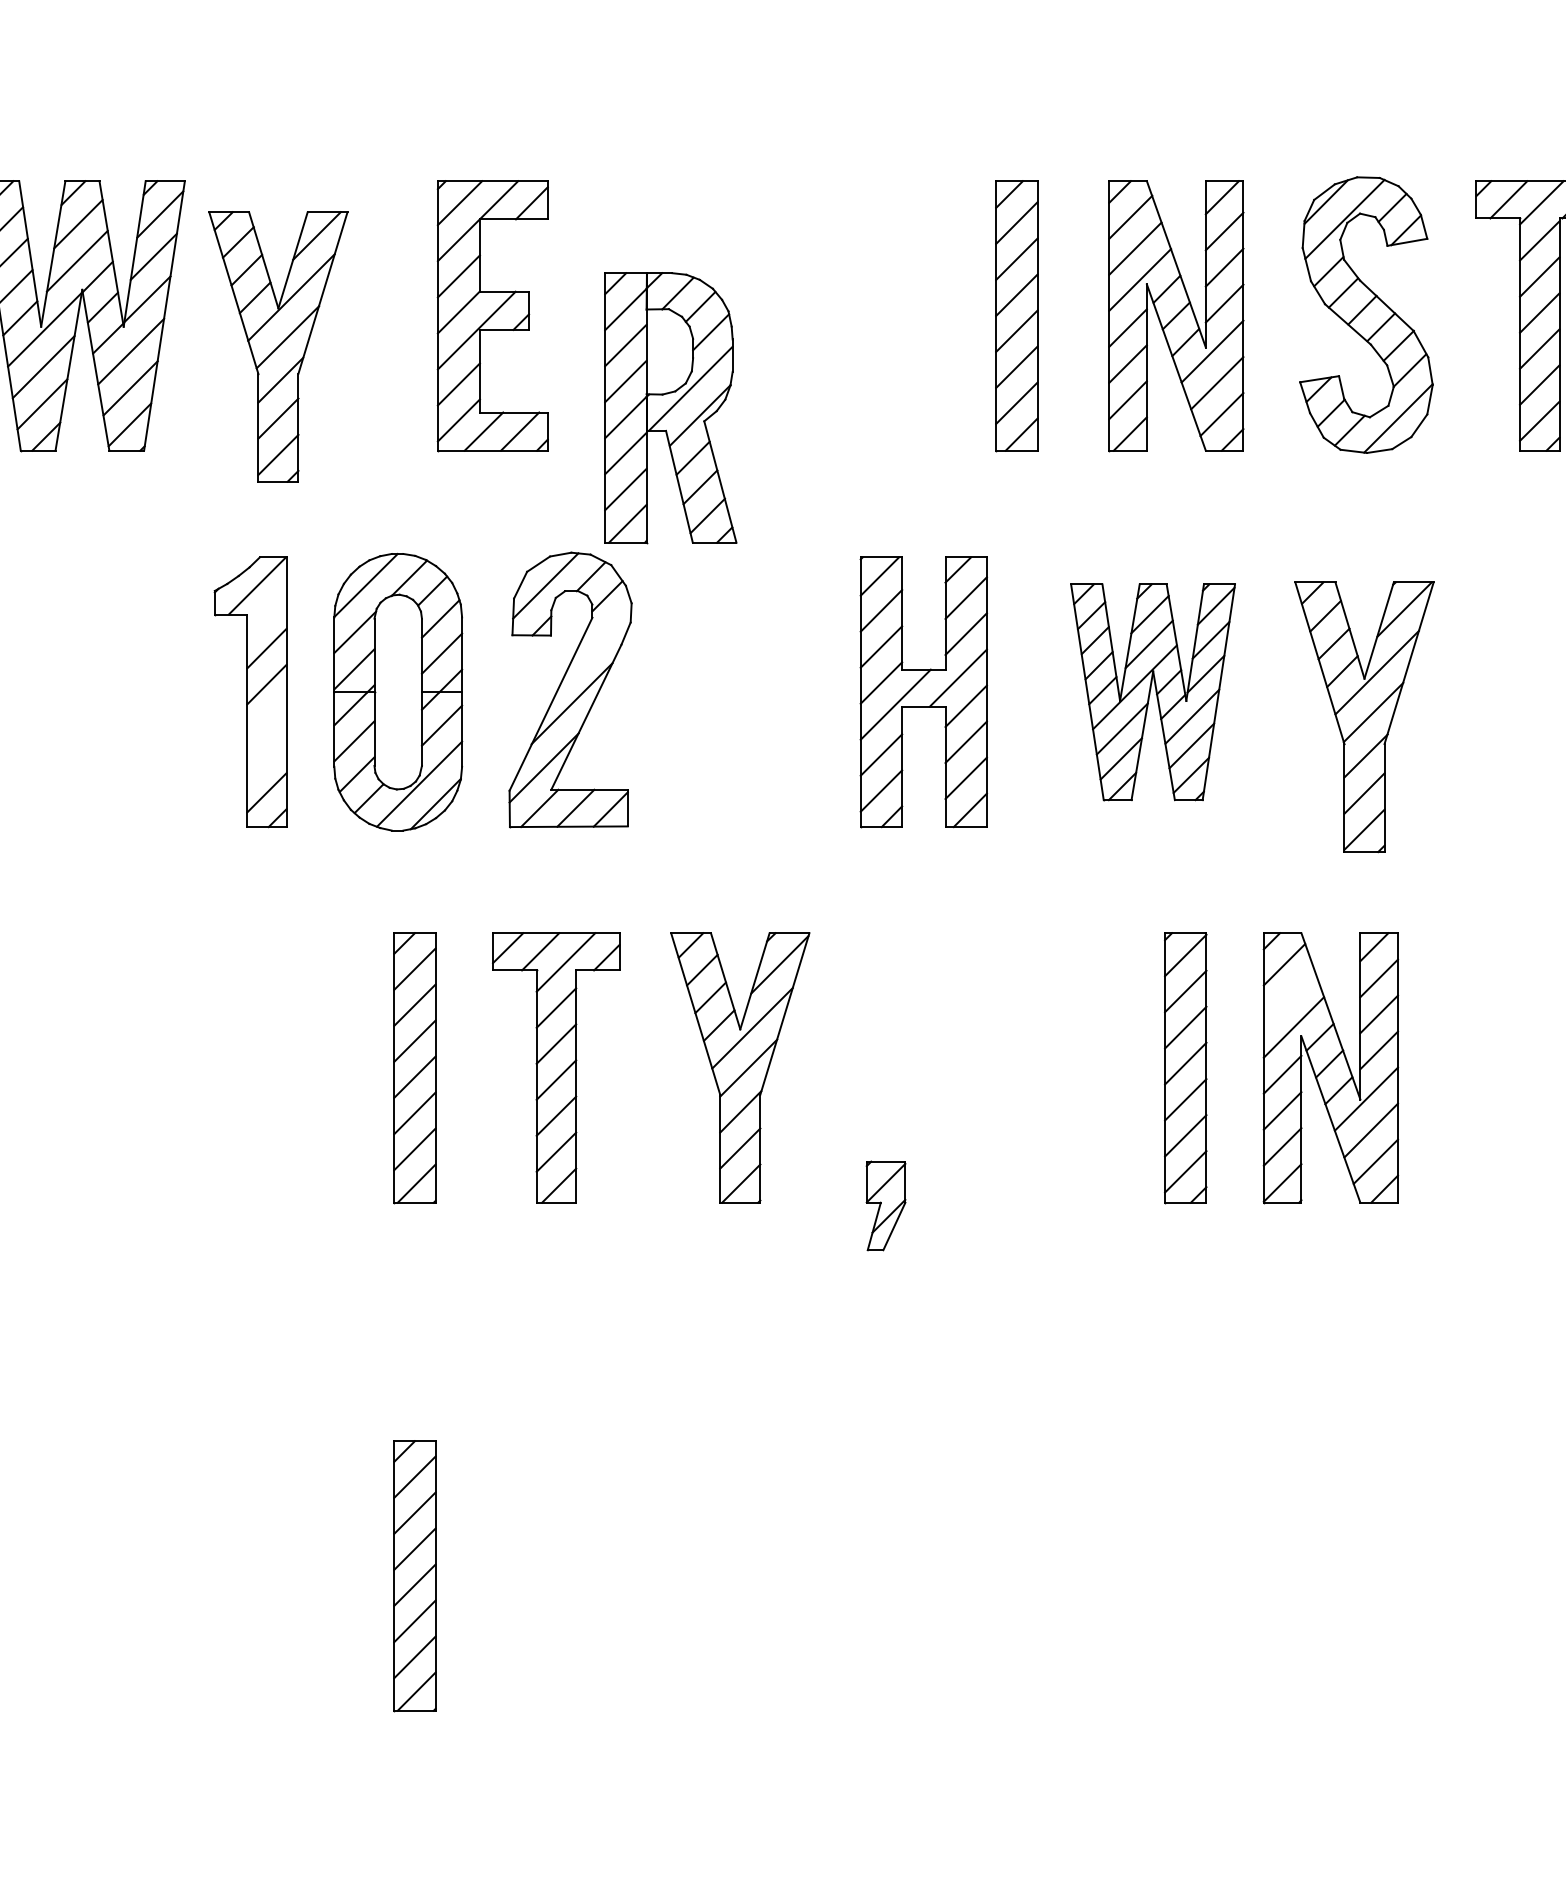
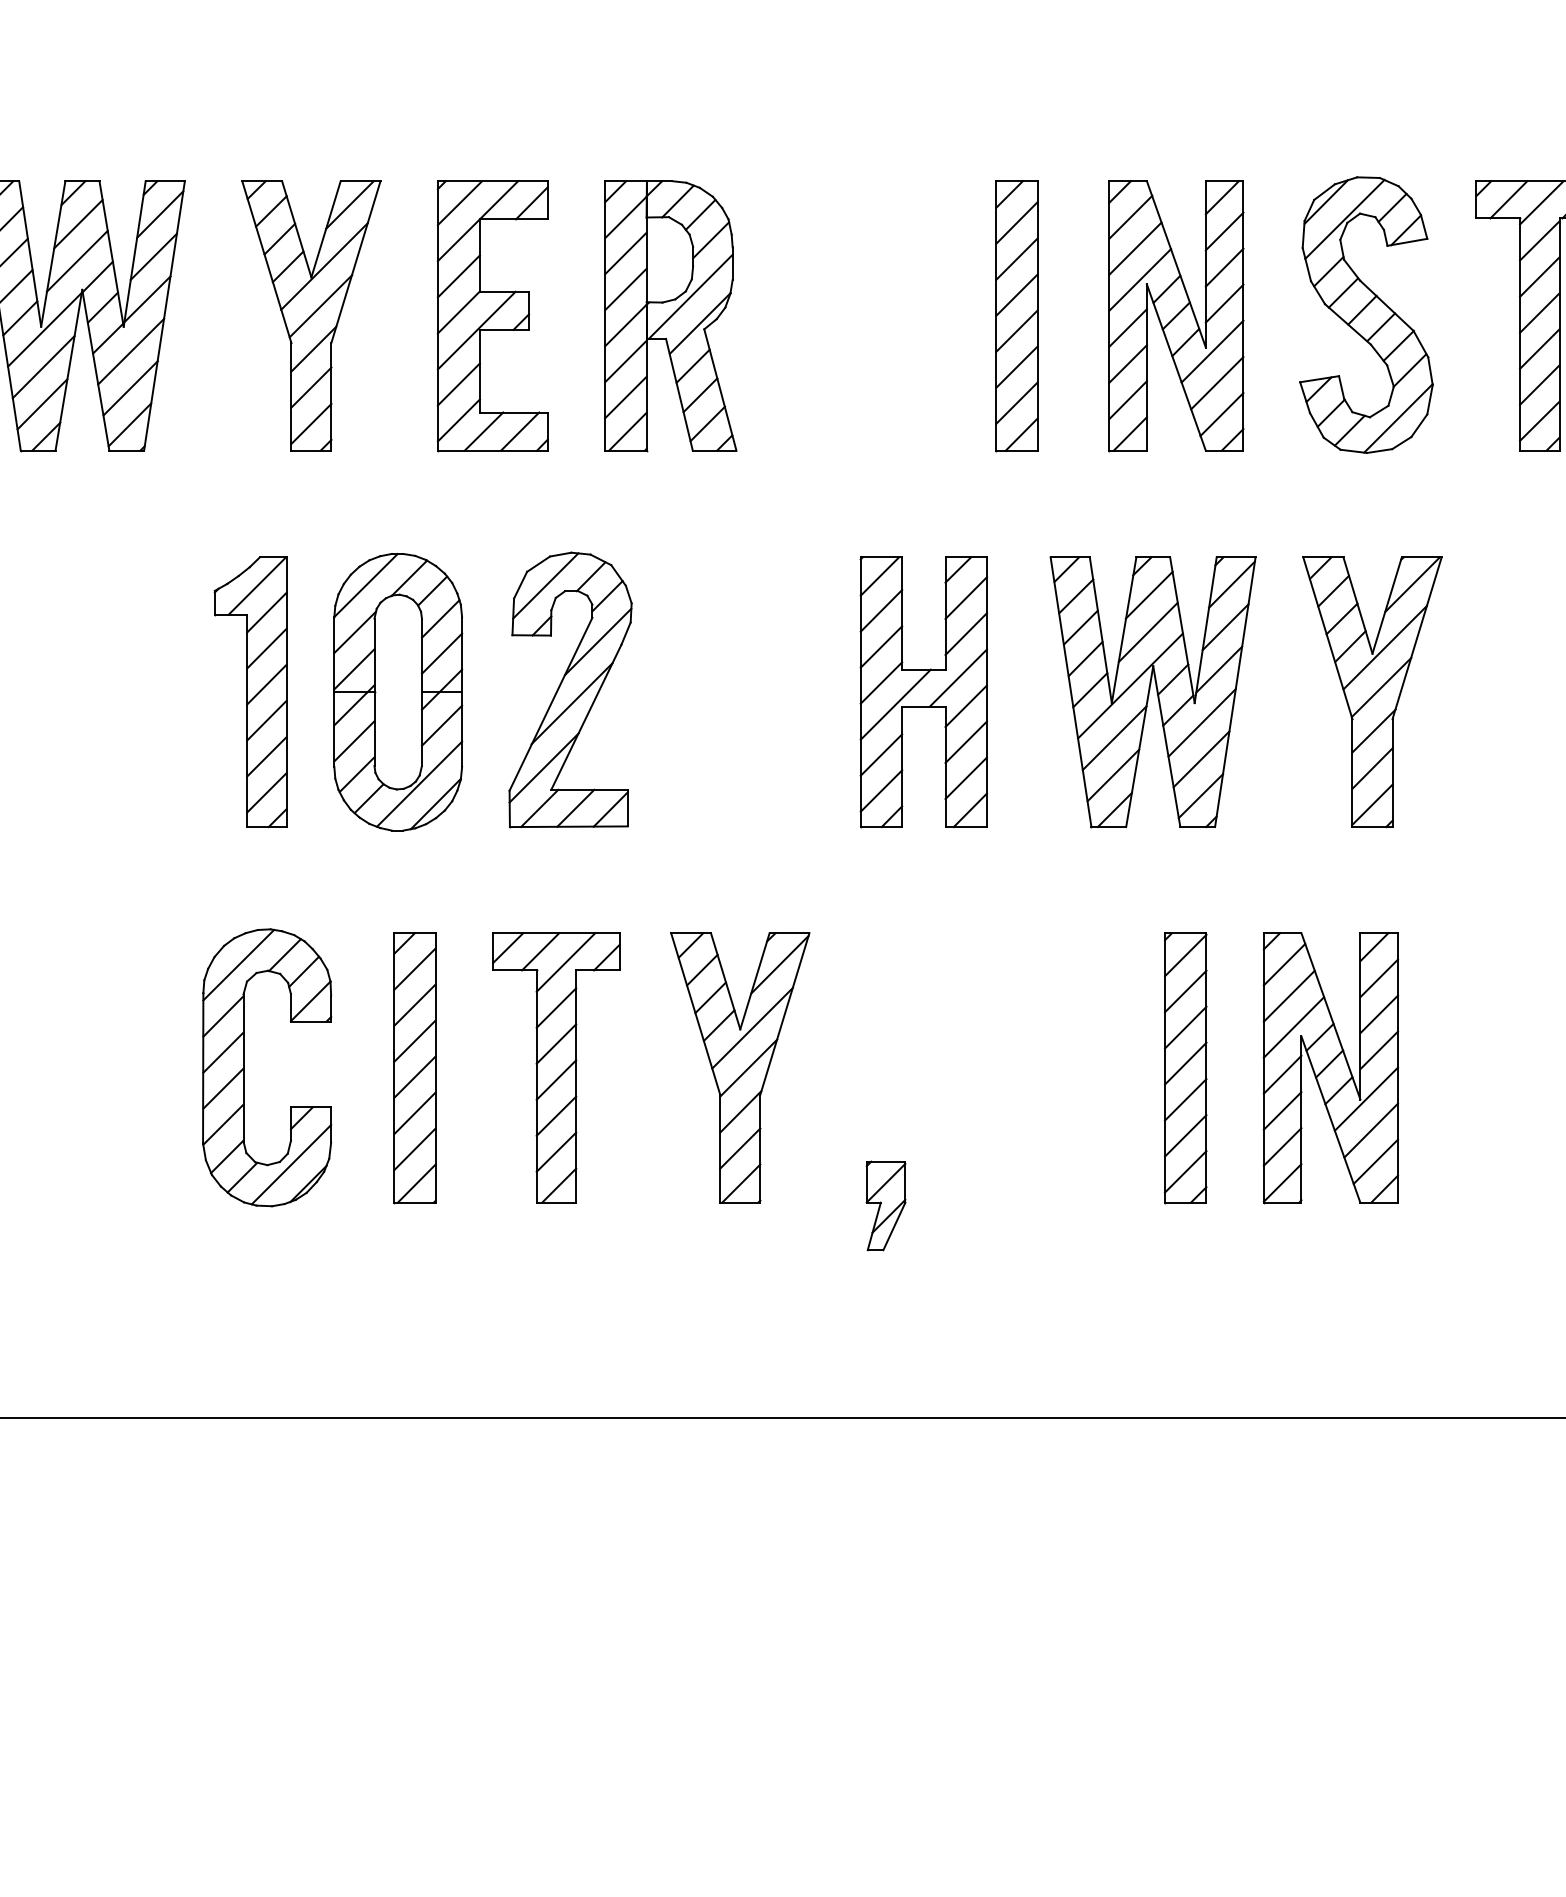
part position: (278, 346) -> (311, 315) (311, 315)
part position: (670, 408) -> (670, 316) (670, 316)
line: none -> present (266, 612)
line: none -> present (598, 641)
part size: 166x219 px -> 208x273 px (1152, 692)
part position: (1364, 717) -> (1372, 692) (1372, 692)
line: none -> present (266, 720)
line: none -> present (266, 756)
line: none -> present (1288, 995)
part: none -> present (244, 1067)
line: none -> present (782, 1417)
part: present -> none (414, 1576)
